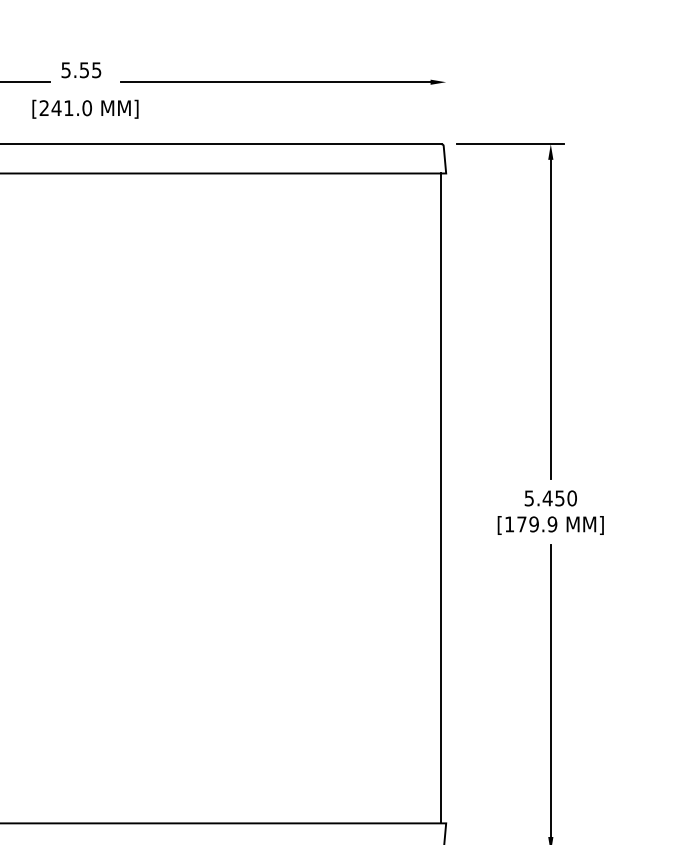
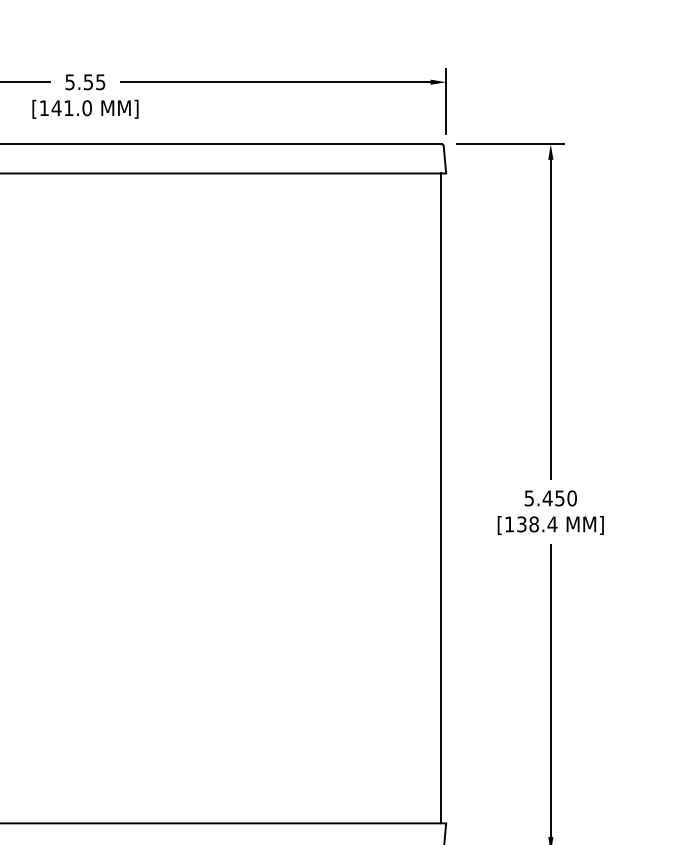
text position: (81, 70) -> (85, 82) (85, 82)
line: none -> present (446, 101)
text: [241.0 -> [141.0 (43, 107)
text: [179.9 -> [138.4 (537, 524)
